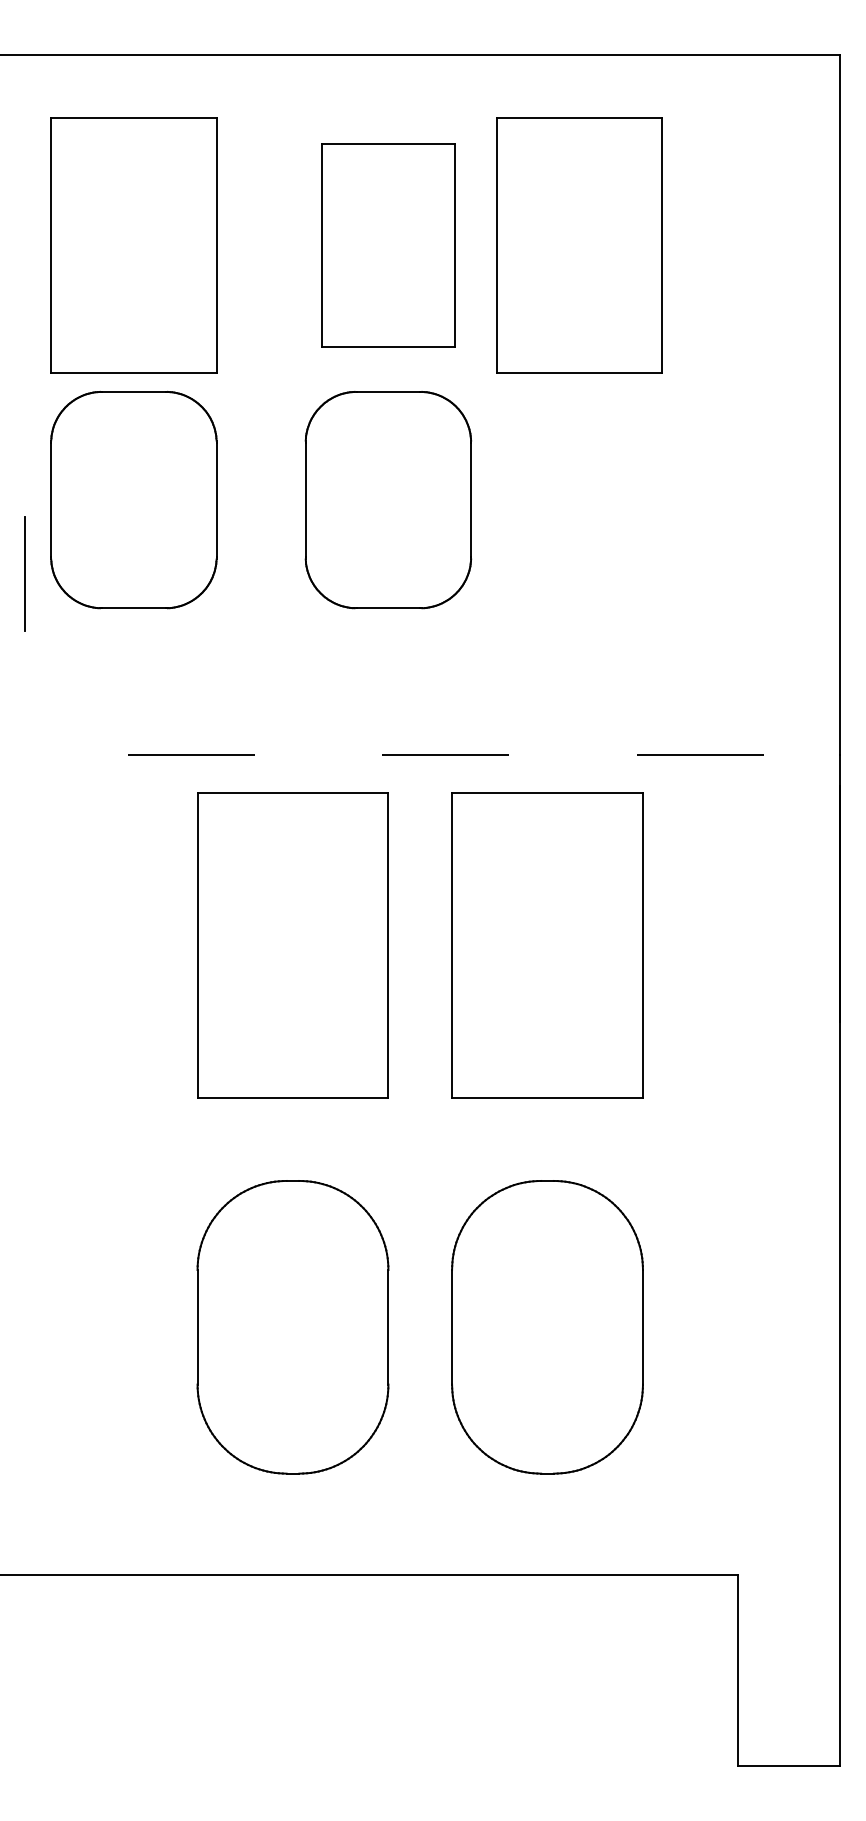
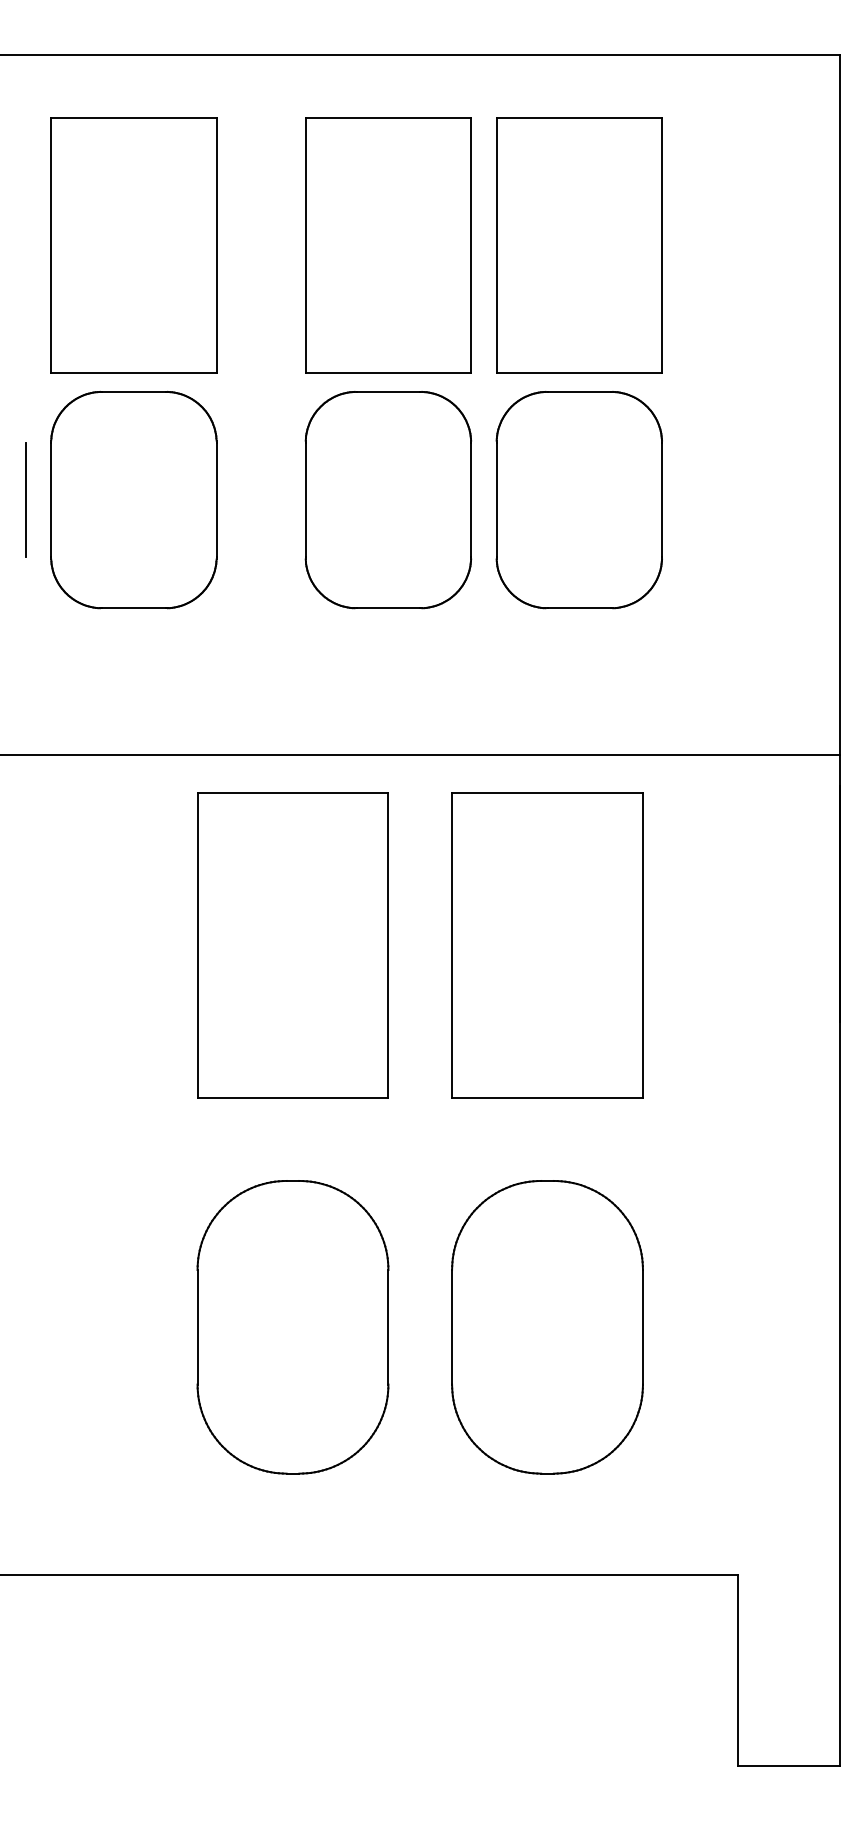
part size: 135x205 px -> 167x257 px (388, 245)
part: none -> present (578, 500)
line position: (24, 573) -> (25, 499) (25, 499)
line: dashed -> solid (420, 754)
